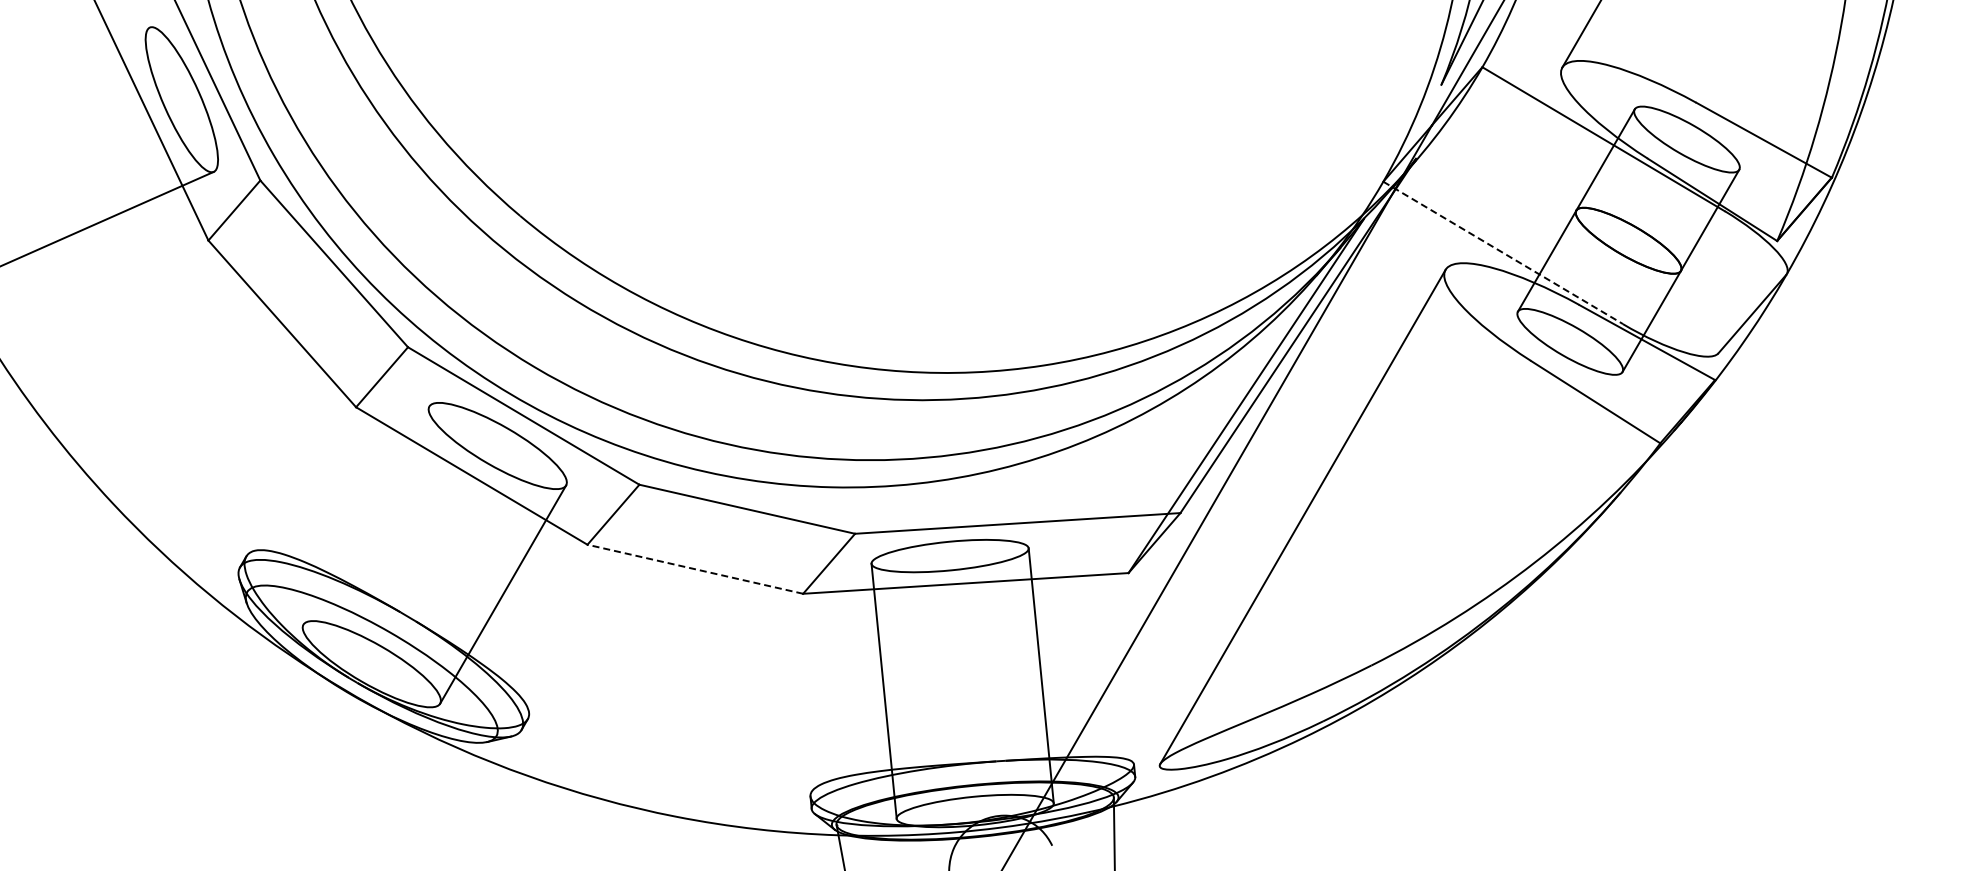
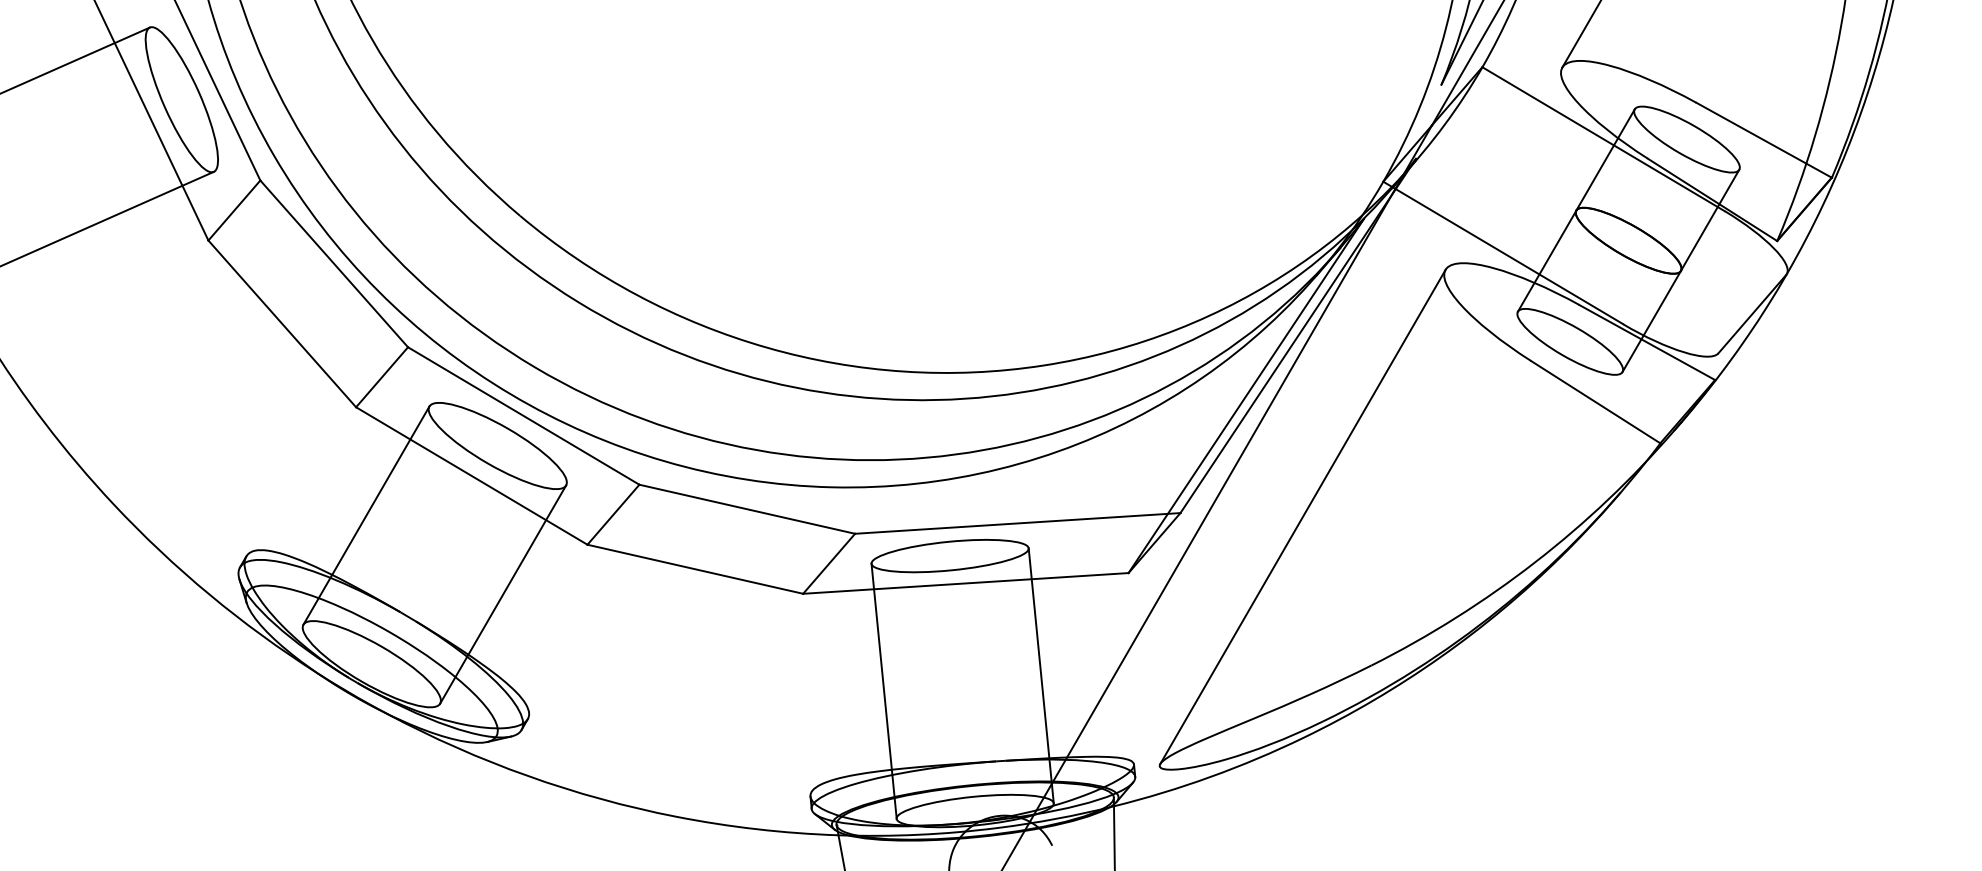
line: none -> present (75, 59)
line: dashed -> solid (1503, 253)
line: none -> present (366, 515)
line: dashed -> solid (695, 569)
